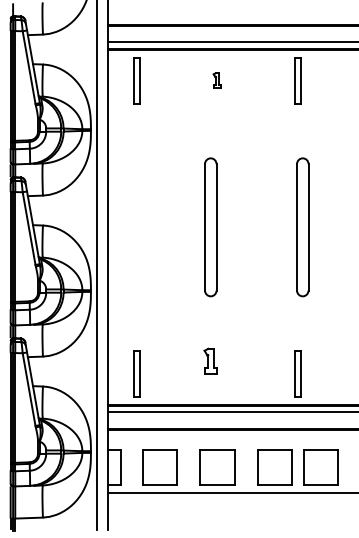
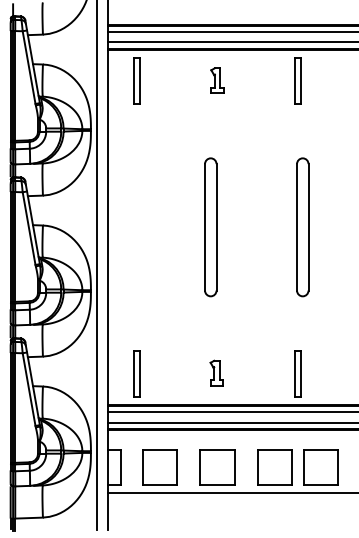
line: none -> present (231, 32)
part size: 10x17 px -> 15x27 px (217, 80)
part position: (210, 360) -> (216, 372) (216, 372)
line: none -> present (231, 422)
